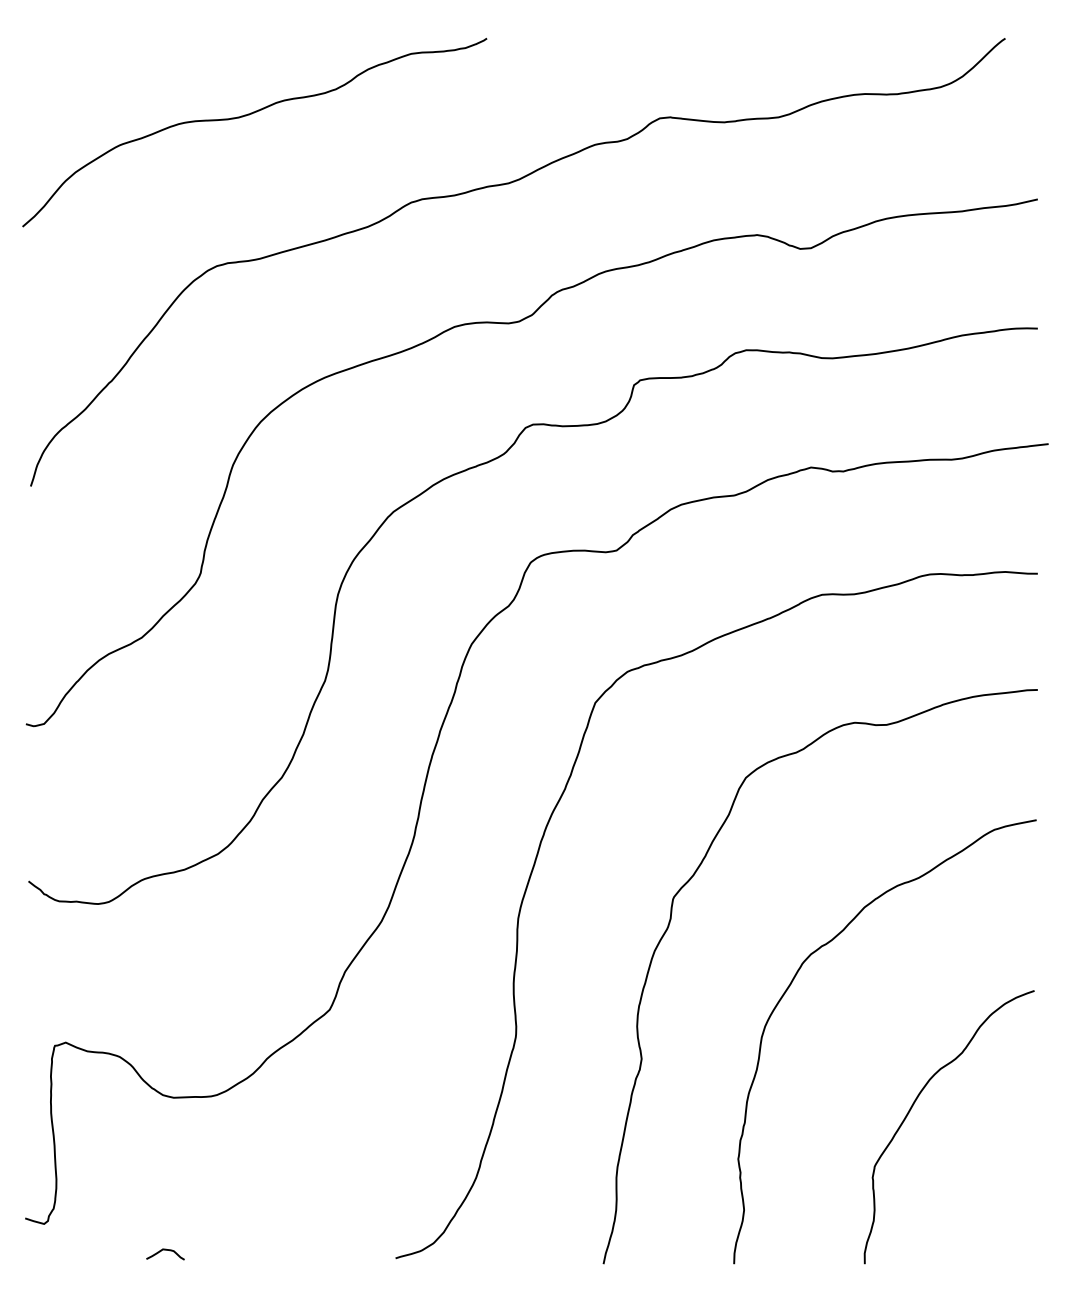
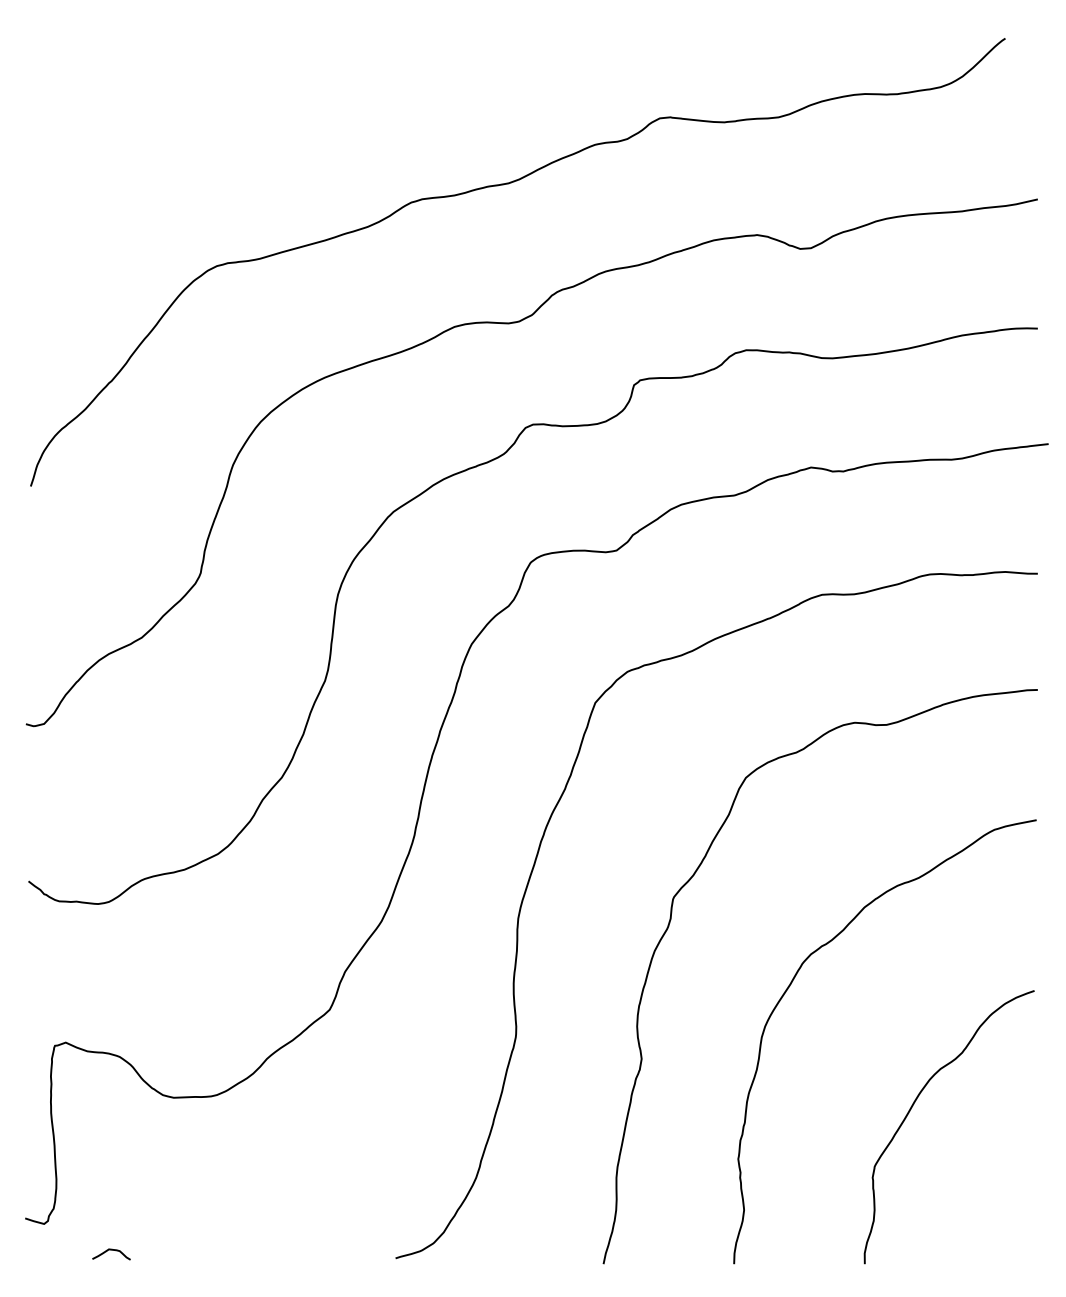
curve: present -> none (249, 115)
curve position: (165, 1250) -> (111, 1250) (111, 1250)
